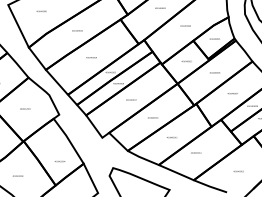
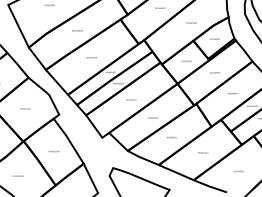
text position: (41, 10) -> (49, 4) (49, 4)
text position: (185, 25) -> (191, 22) (191, 22)
text position: (196, 152) -> (203, 152) (203, 152)
text position: (59, 161) -> (53, 151) (53, 151)
